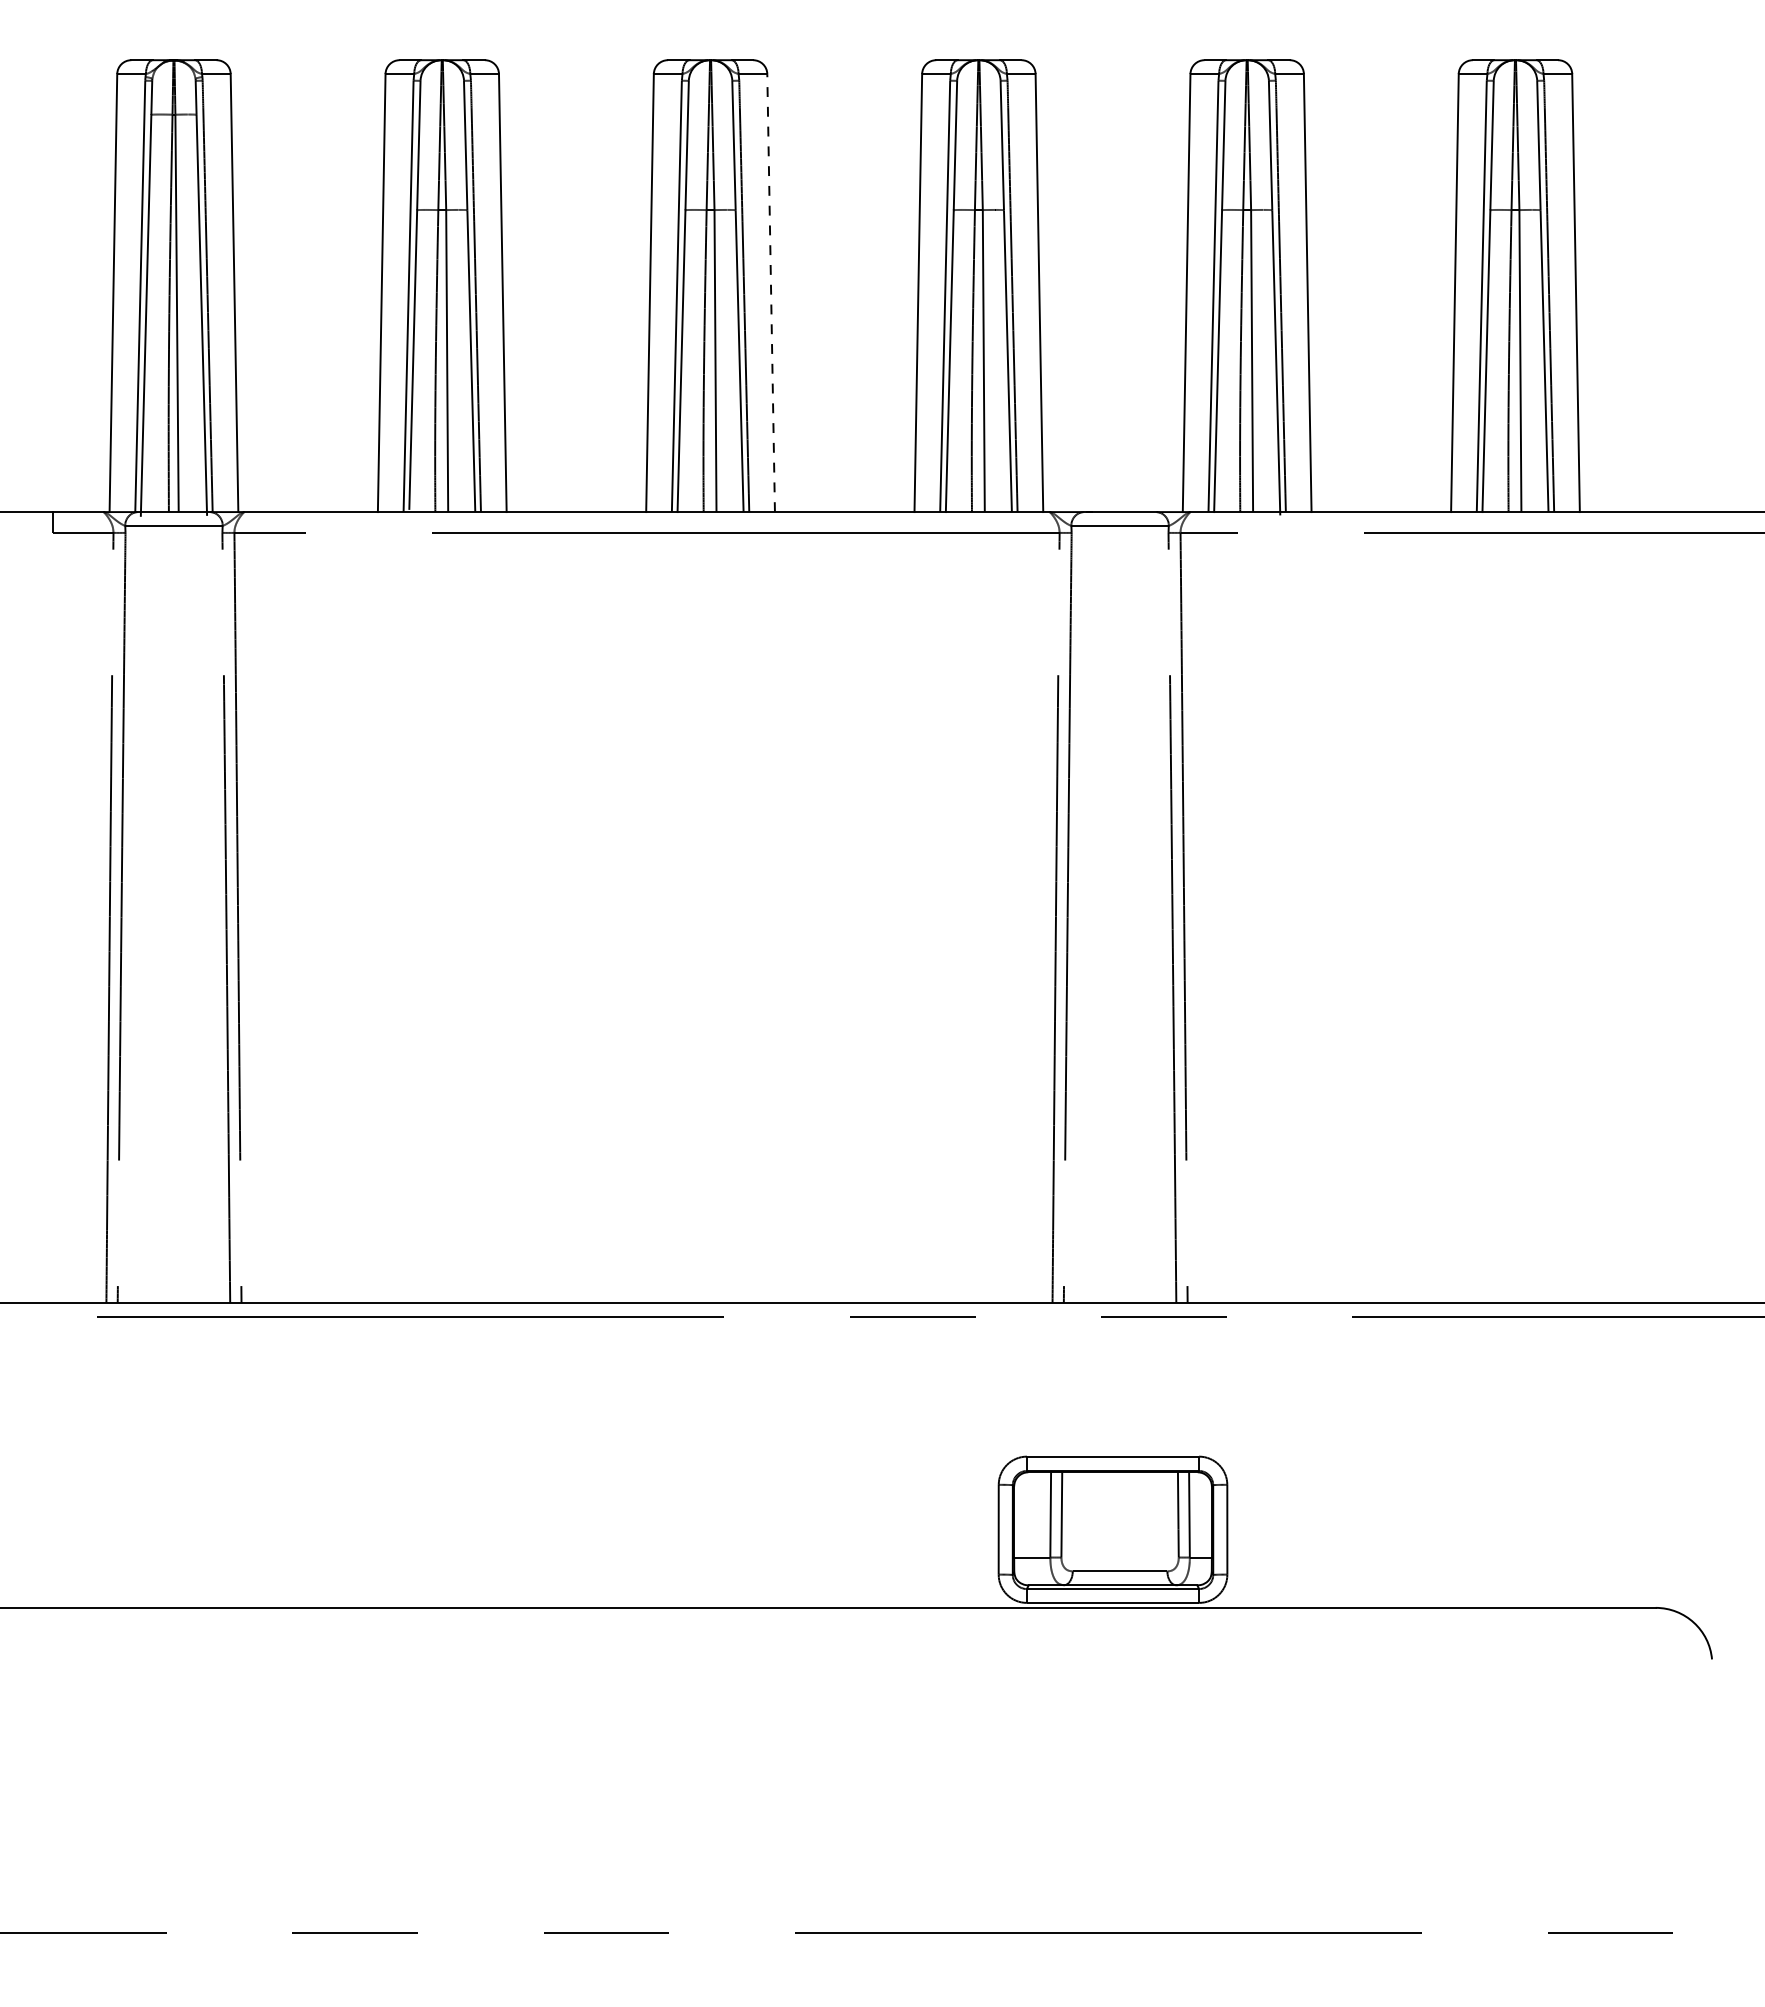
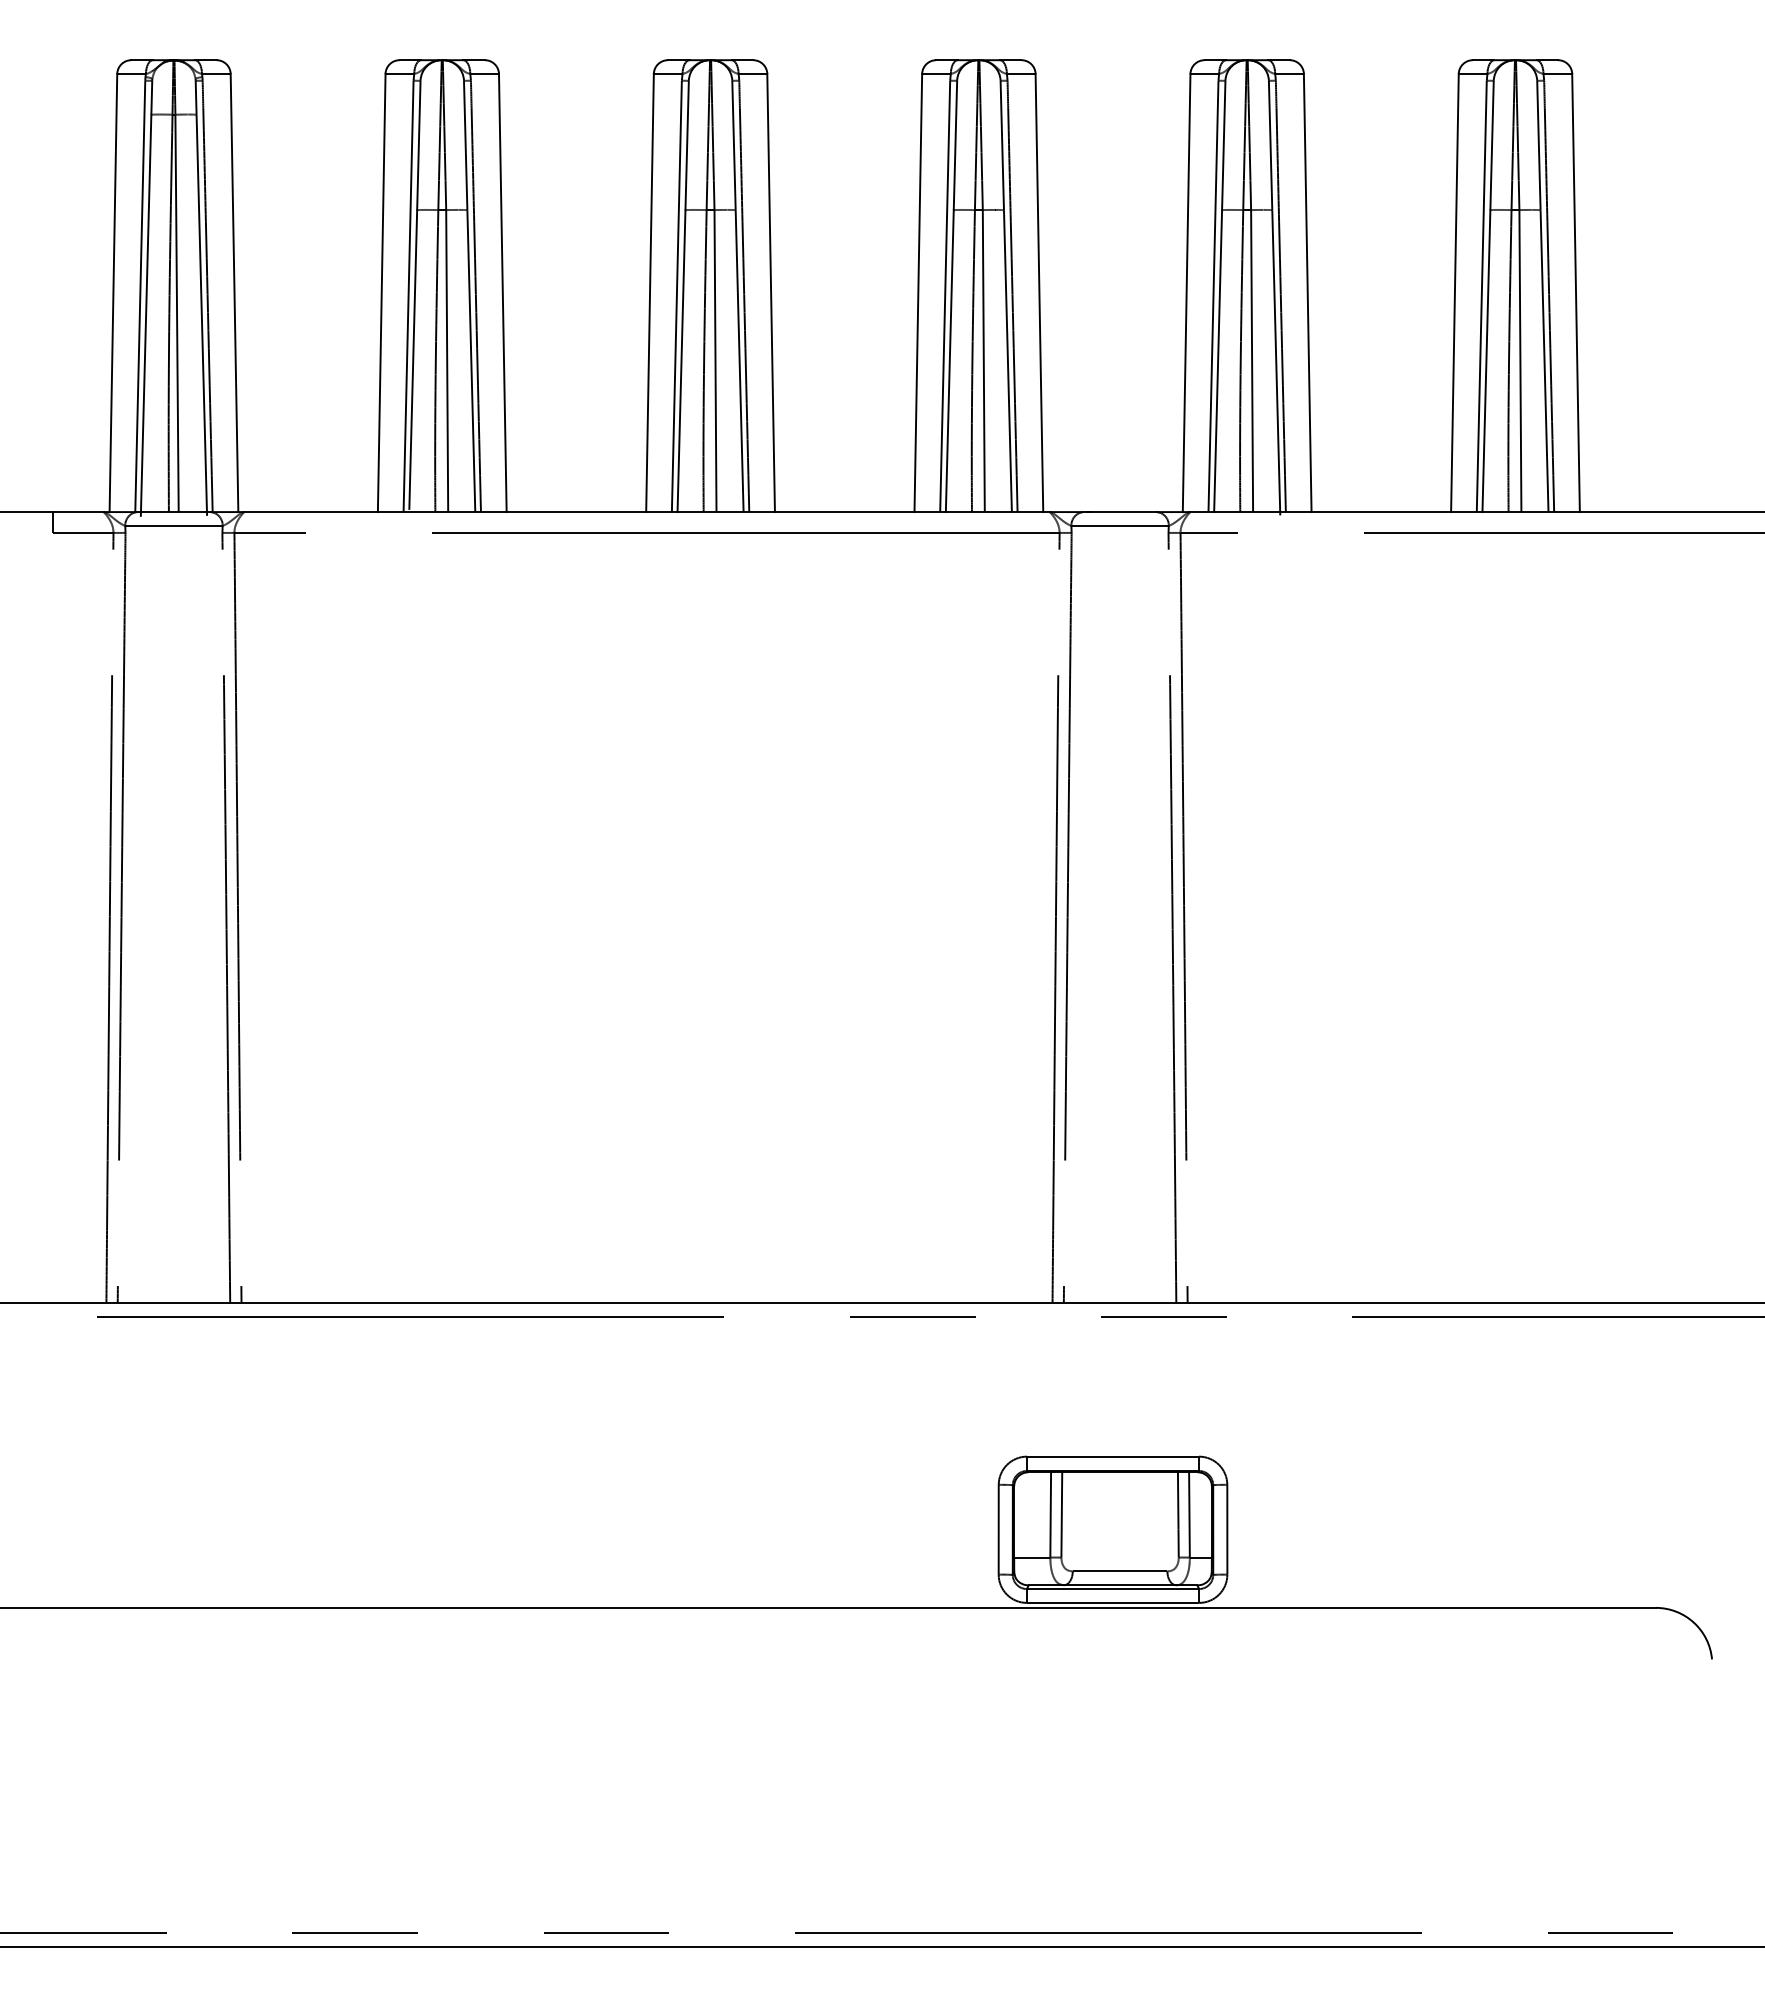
line: dashed -> solid (771, 292)
line: none -> present (881, 1946)
